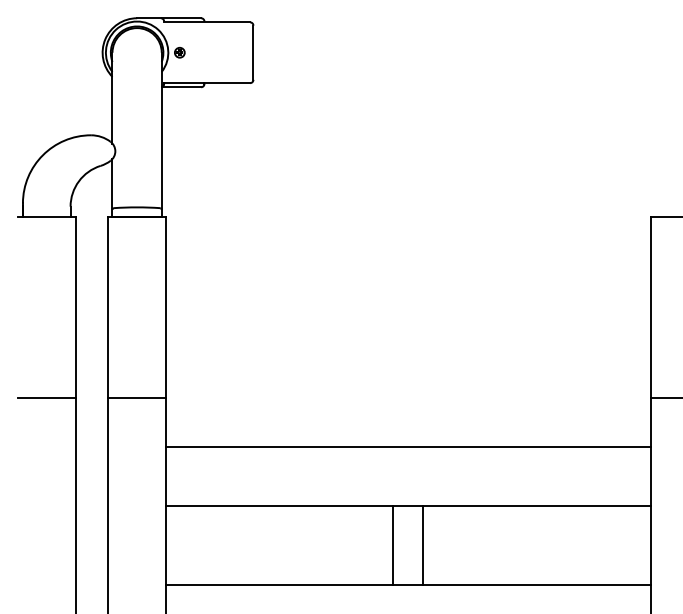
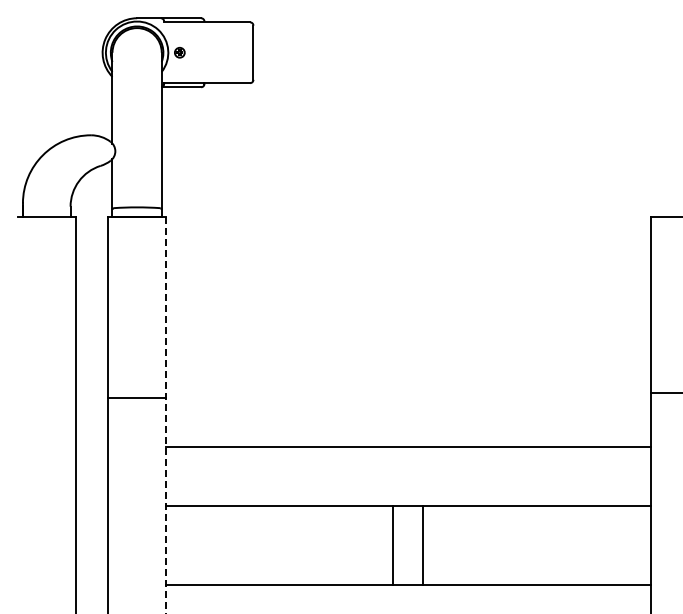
line: present -> none (46, 397)
line position: (664, 397) -> (664, 392) (664, 392)
line: solid -> dashed (165, 415)
